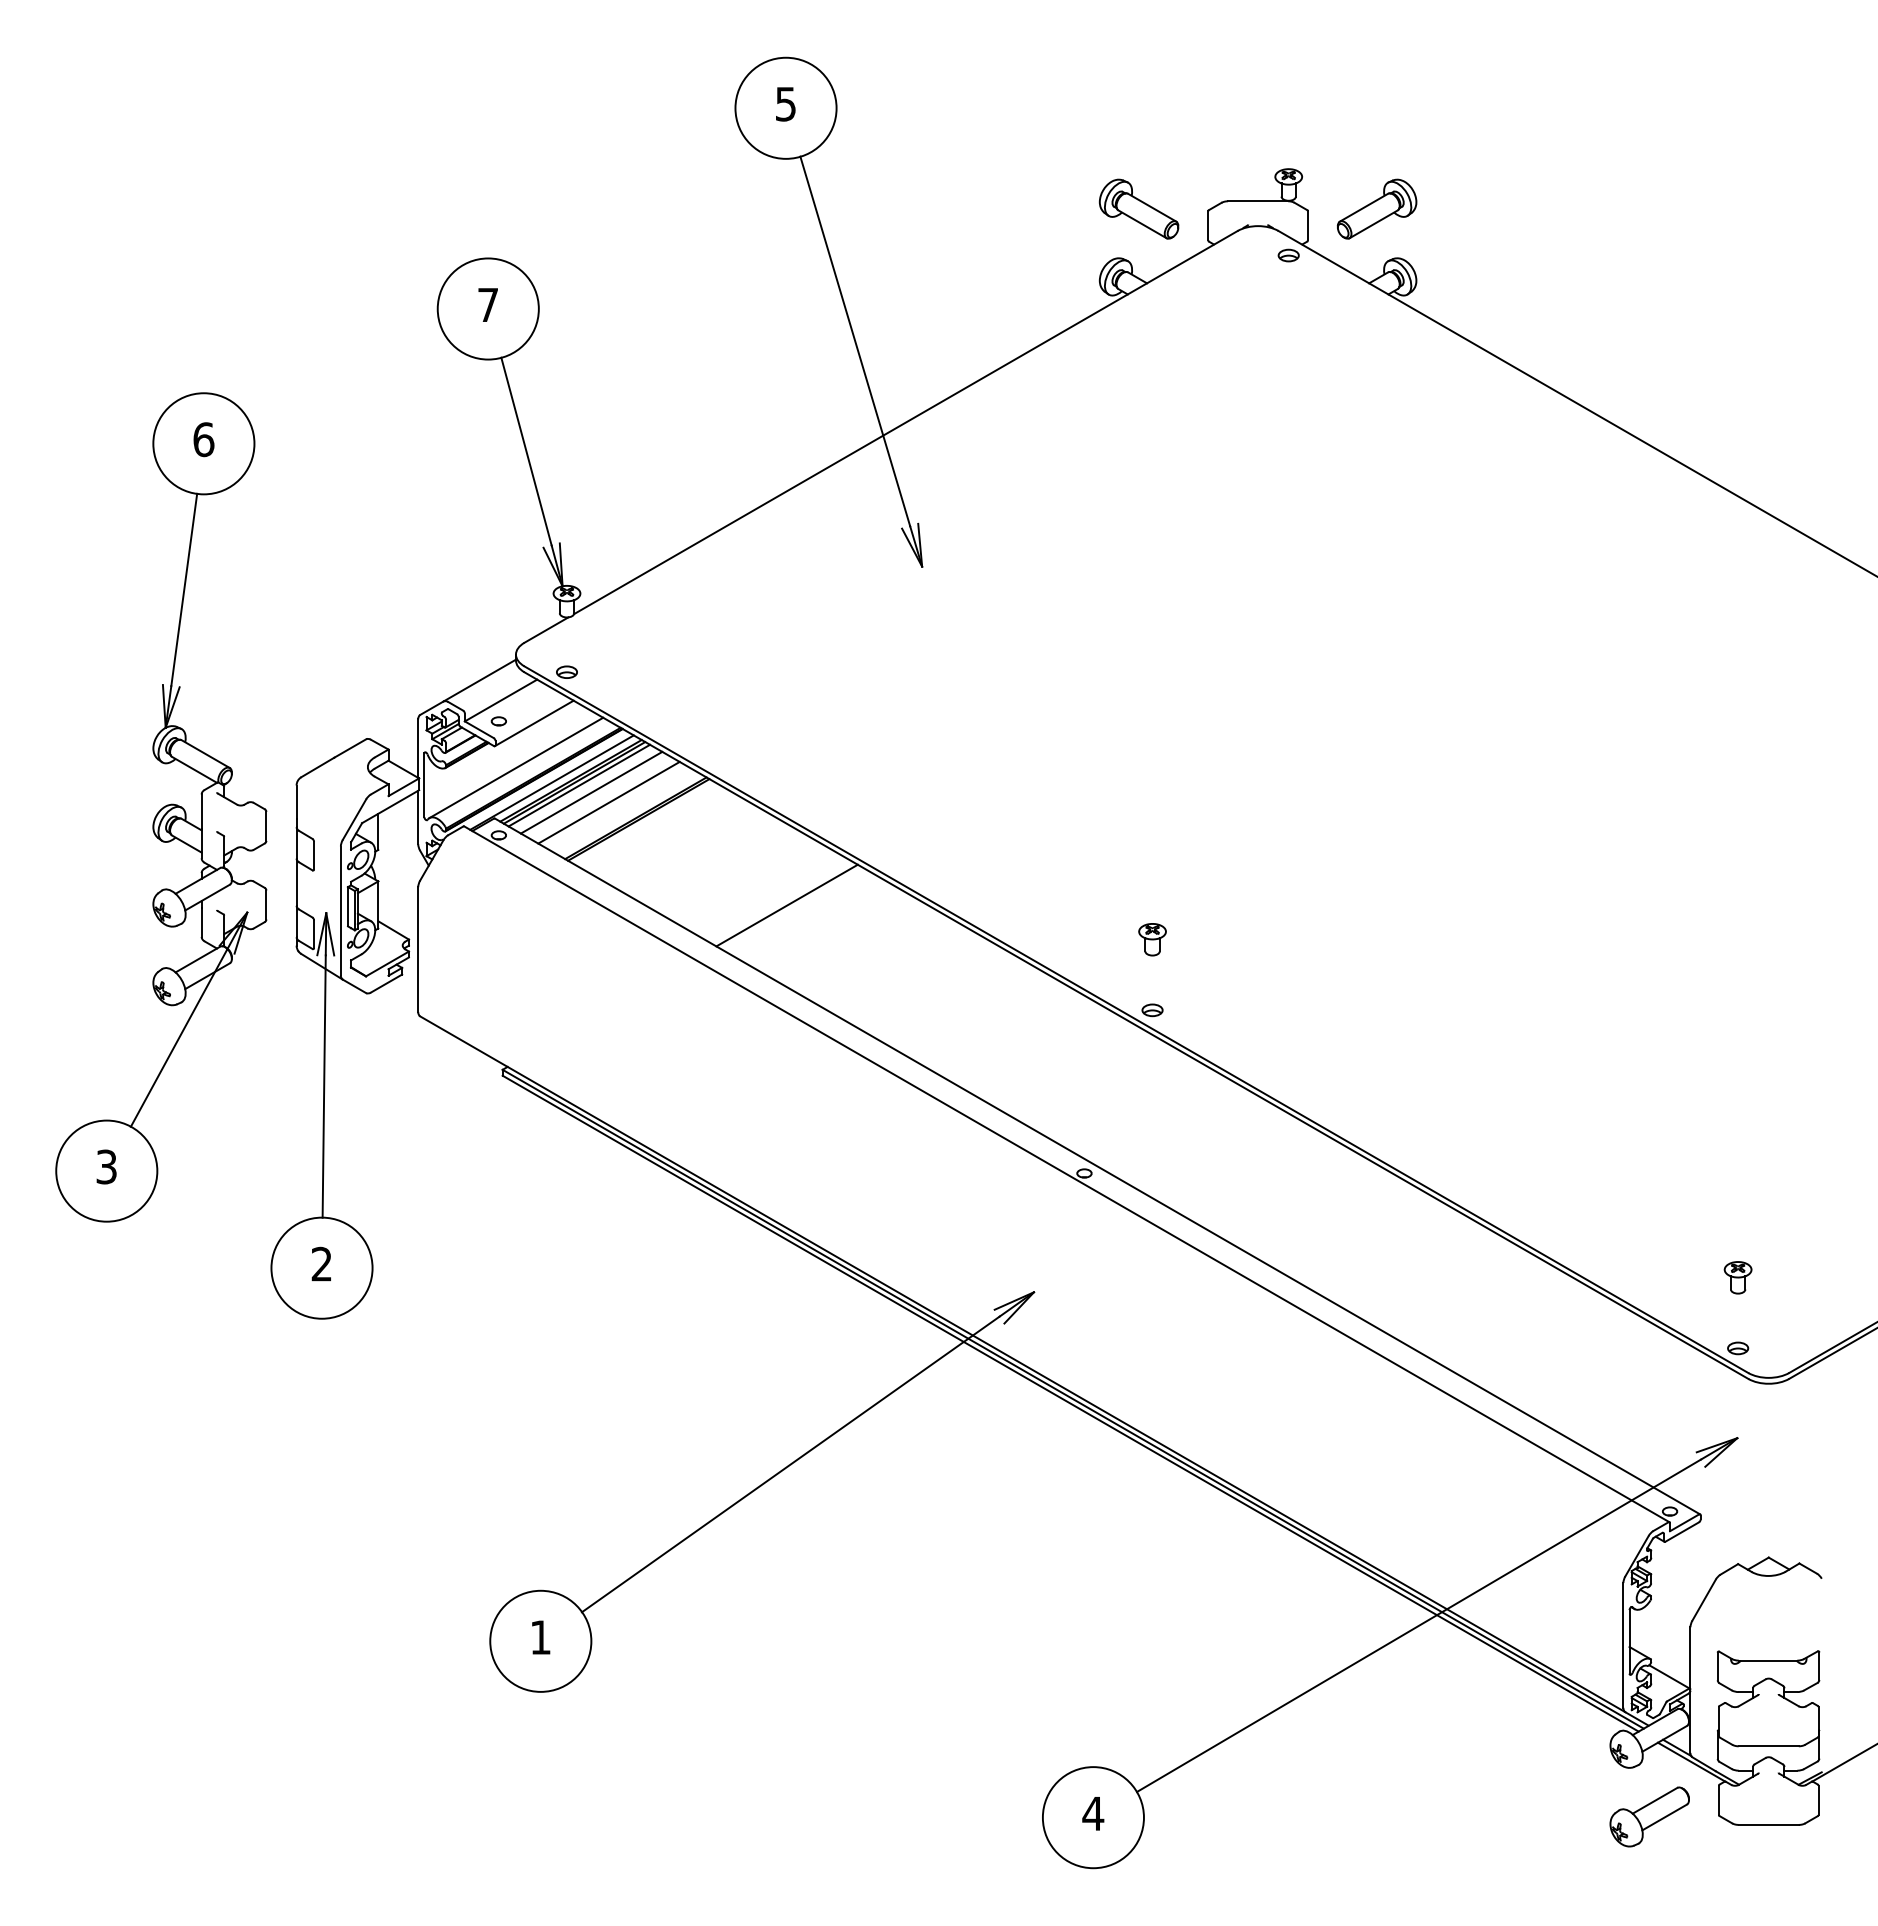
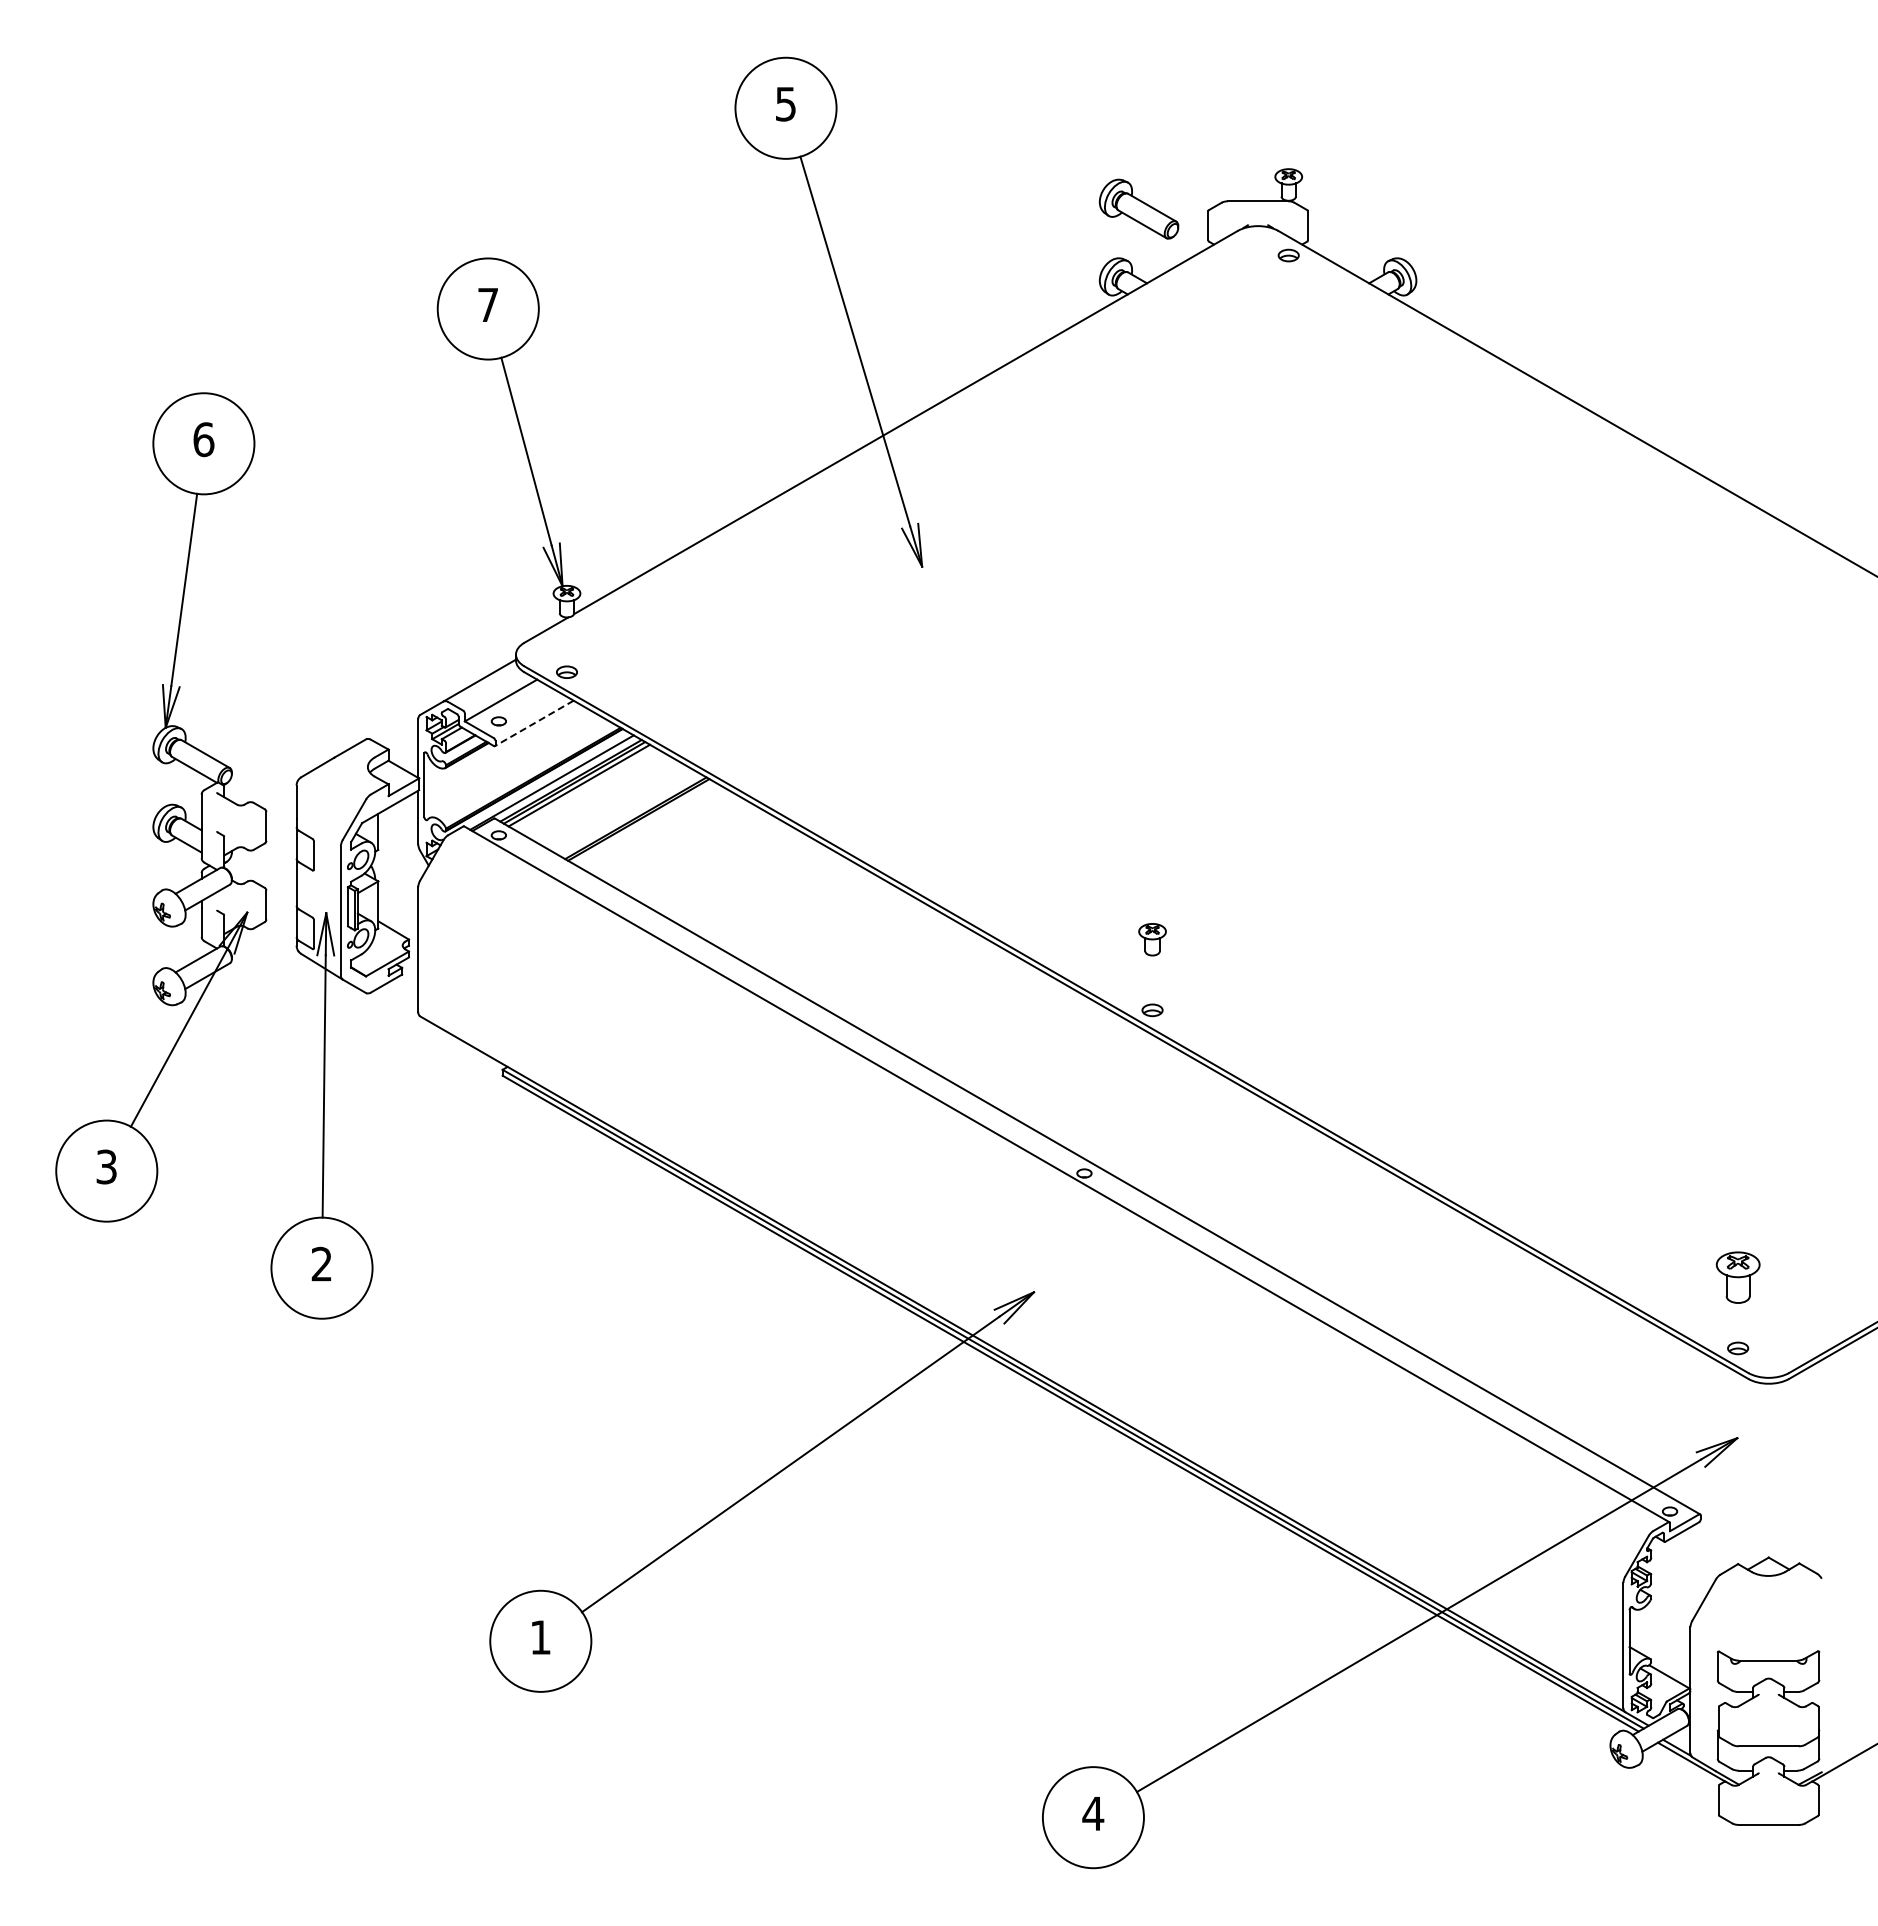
part: present -> none (1376, 208)
line: solid -> dashed (533, 723)
line: present -> none (516, 767)
line: present -> none (591, 792)
line: present -> none (608, 802)
line: present -> none (786, 905)
part size: 30x34 px -> 46x53 px (1737, 1277)
part: present -> none (1649, 1816)
